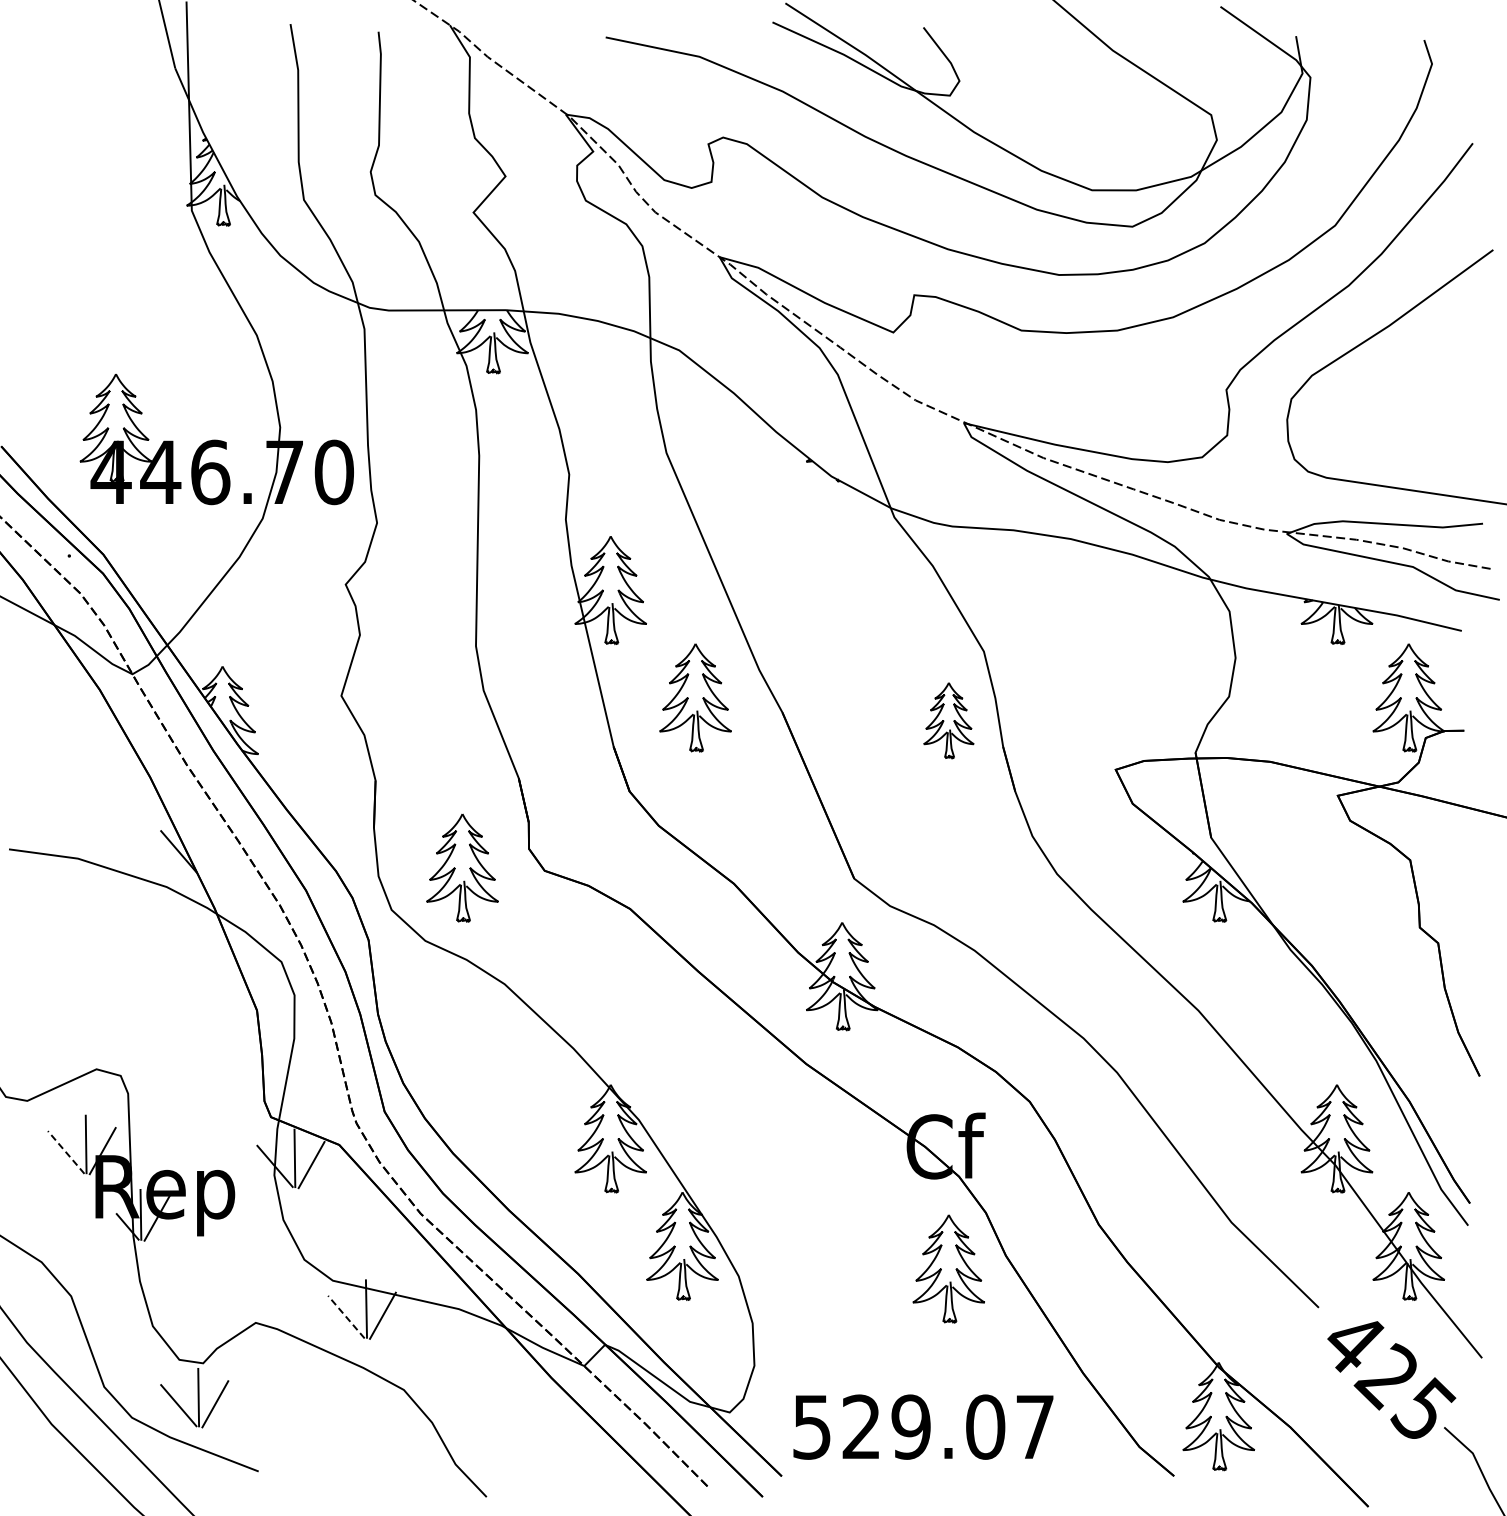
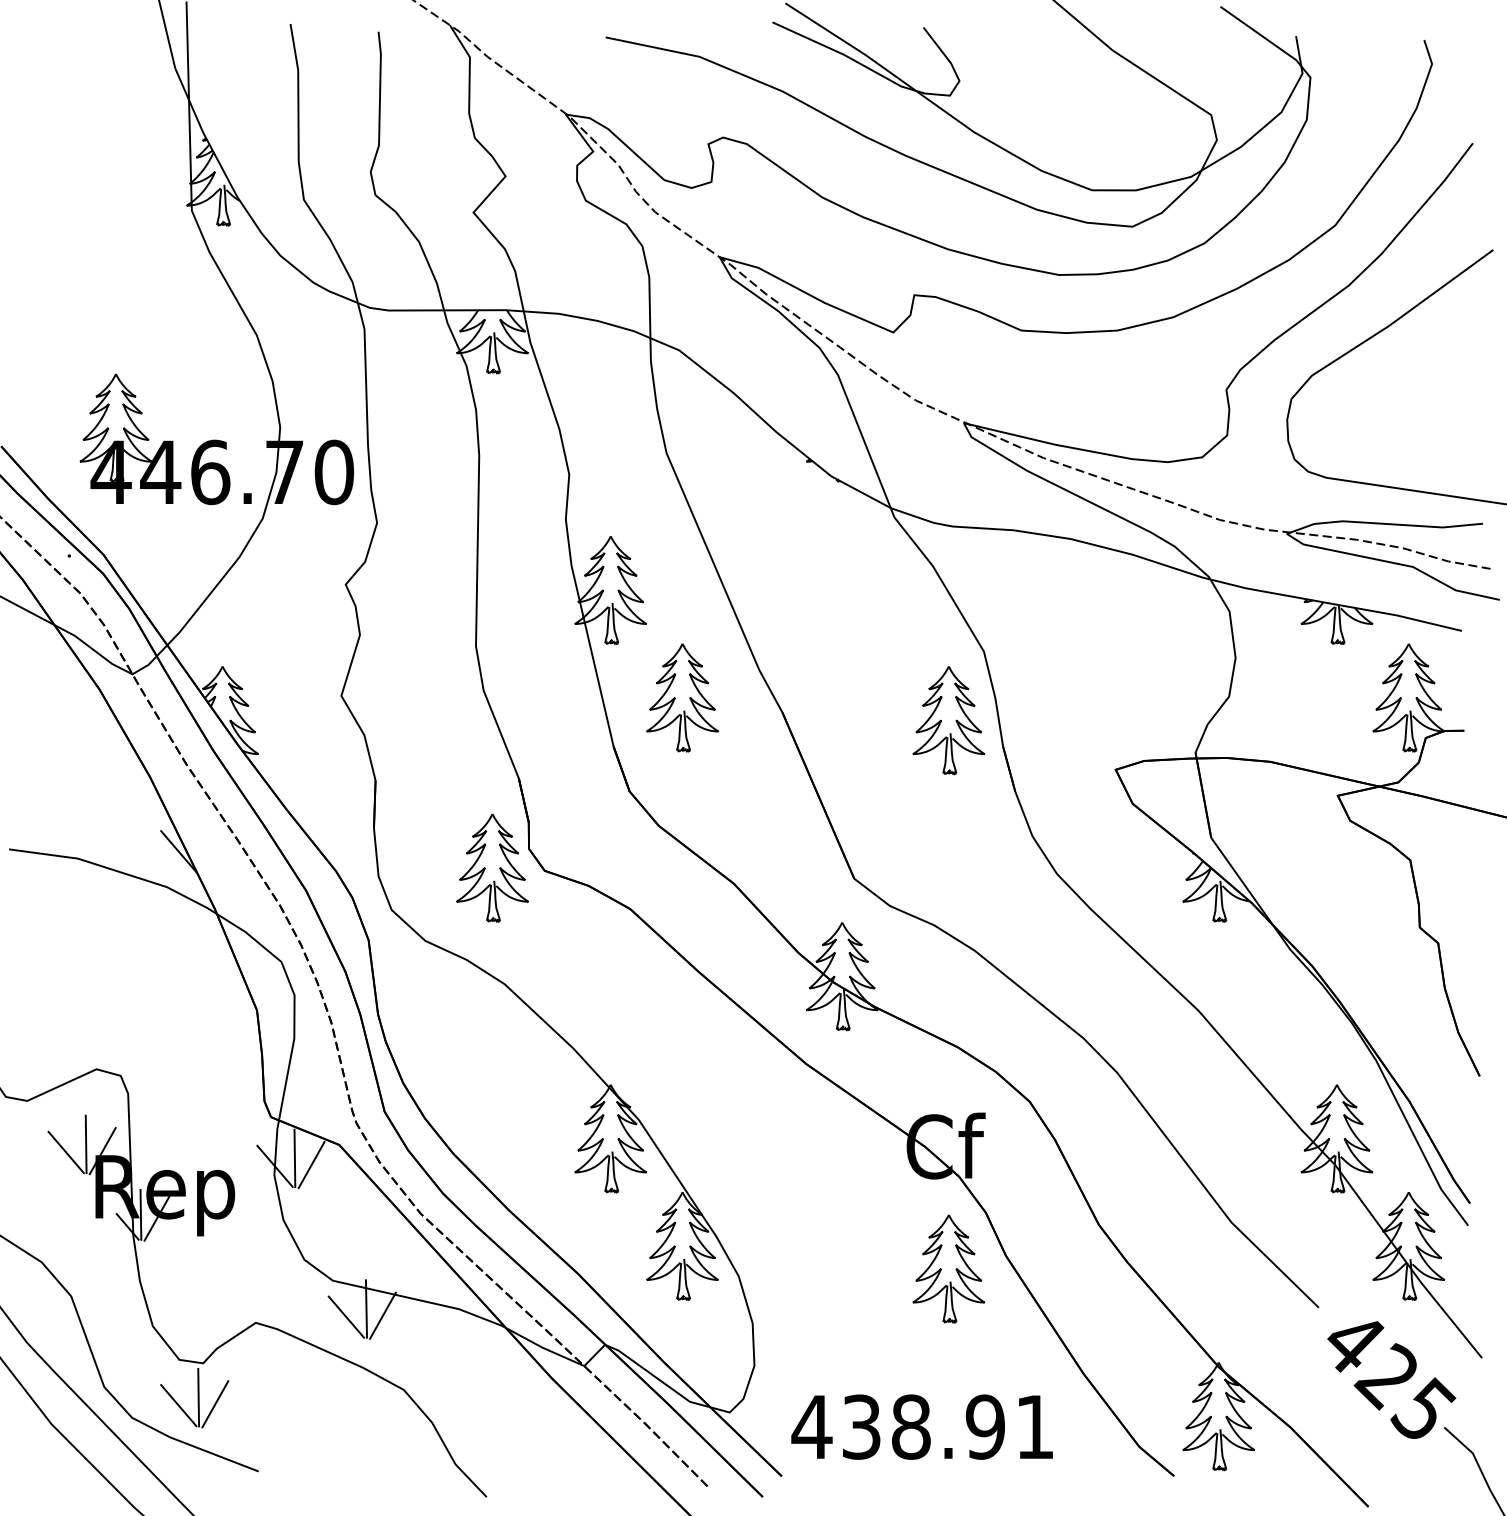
part position: (695, 697) -> (682, 697) (682, 697)
part size: 52x78 px -> 74x110 px (948, 720)
part position: (462, 867) -> (492, 867) (492, 867)
line: dashed -> solid (65, 1152)
line: dashed -> solid (346, 1316)
text: 529.07 -> 438.91 (922, 1426)
